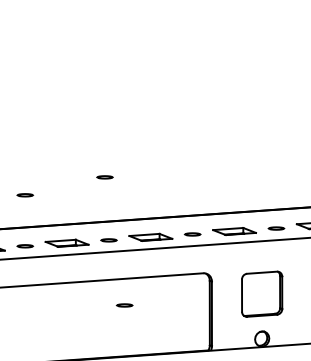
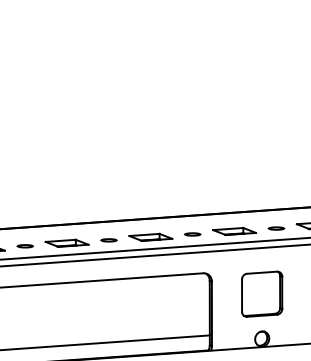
part: present -> none (104, 177)
part: present -> none (25, 195)
line: none -> present (154, 255)
part: present -> none (124, 305)
line: none -> present (105, 342)
